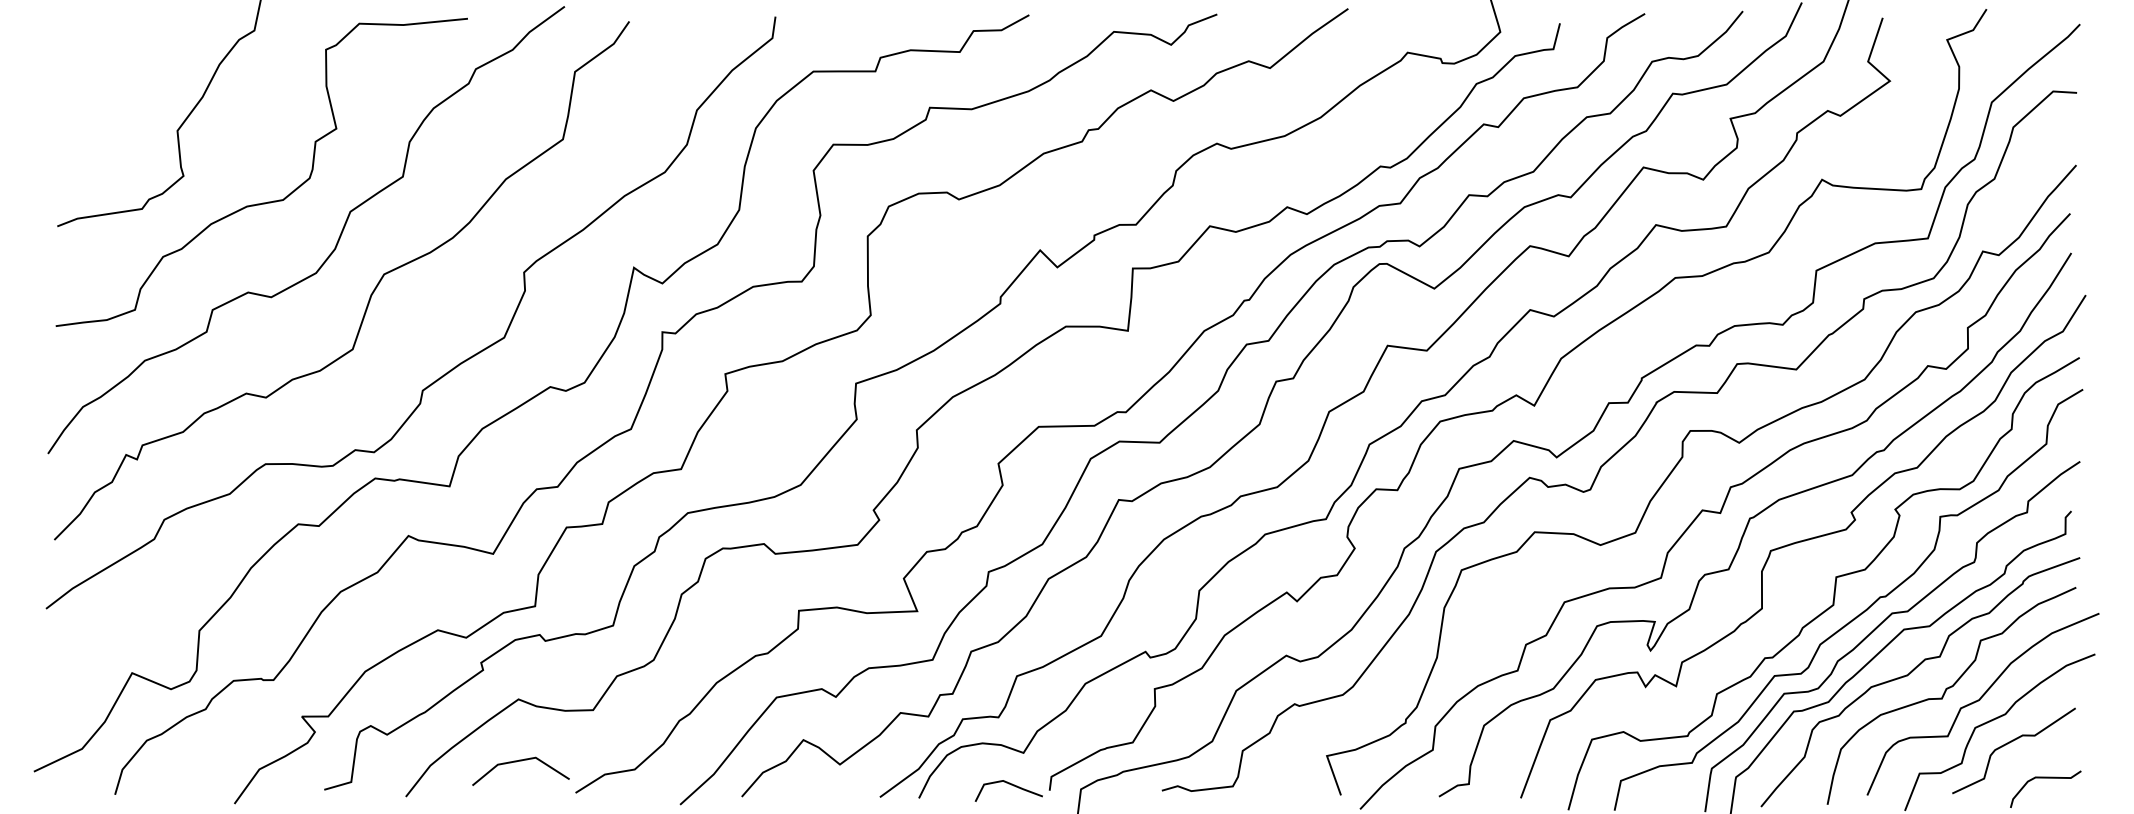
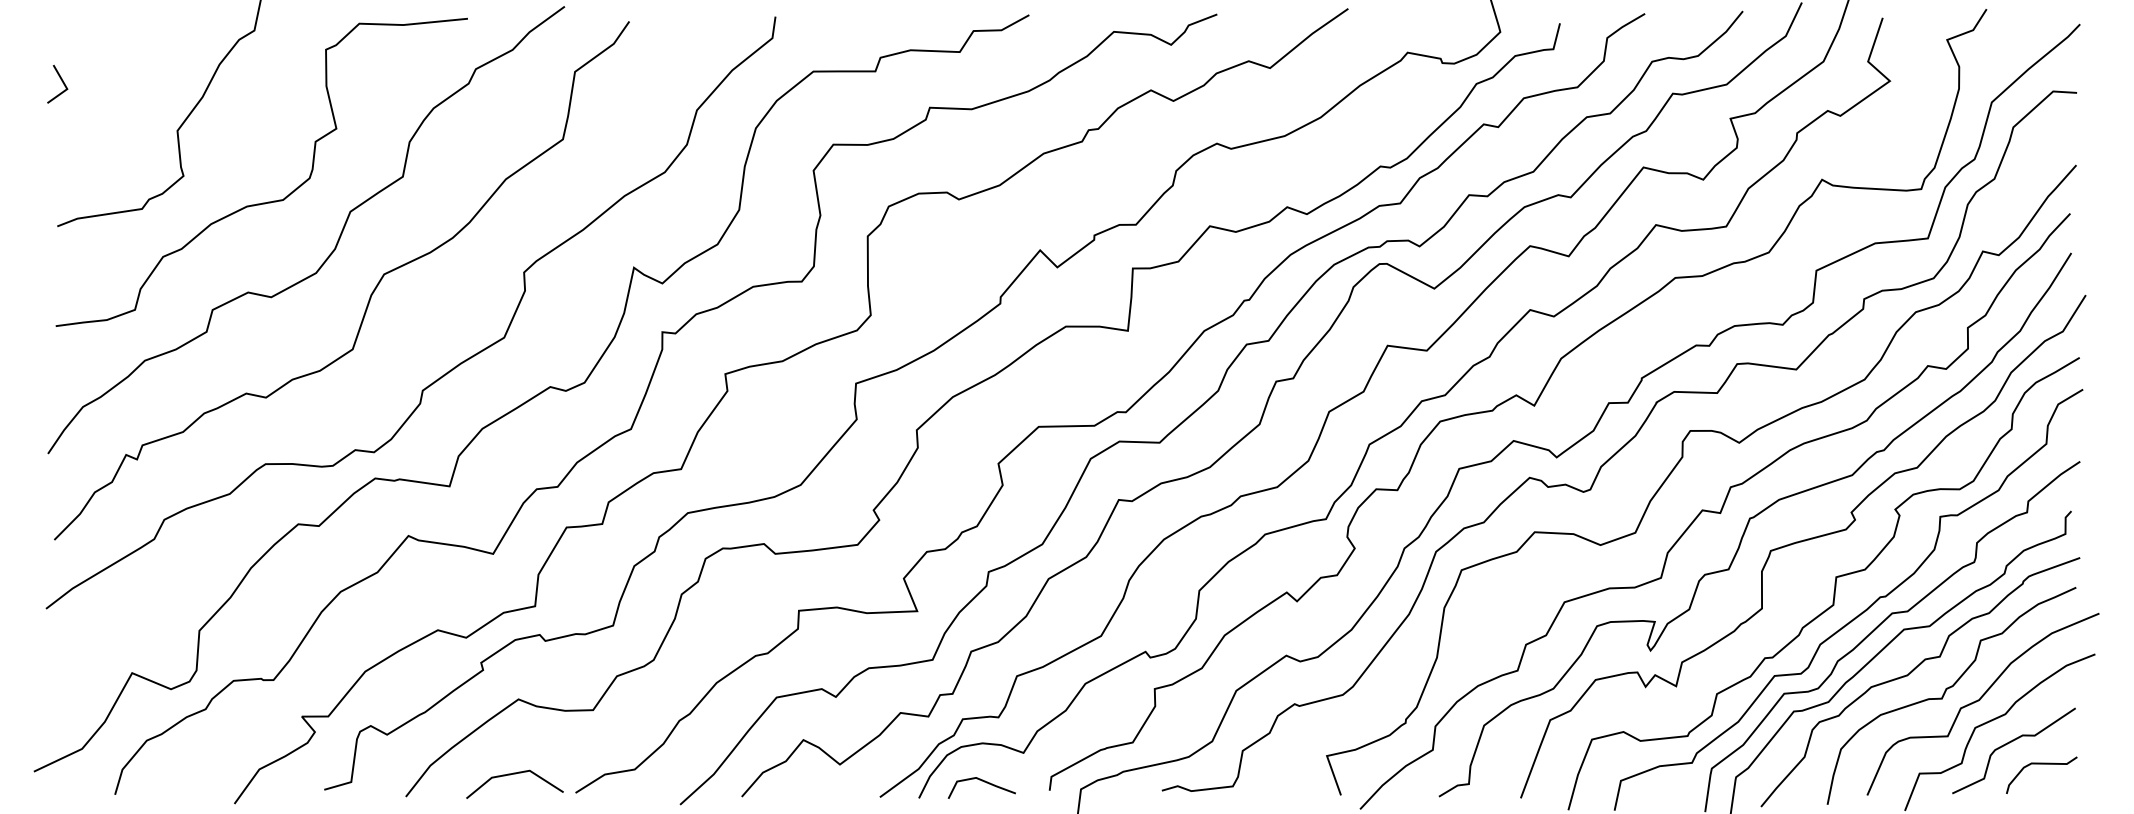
line: none -> present (61, 81)
line position: (516, 762) -> (510, 775) (510, 775)
curve position: (2045, 778) -> (2041, 764) (2041, 764)
line position: (1011, 785) -> (984, 782) (984, 782)
